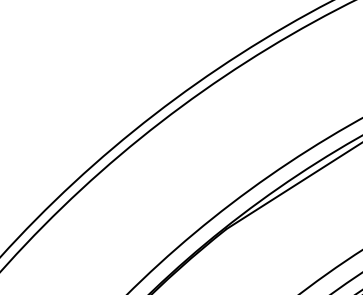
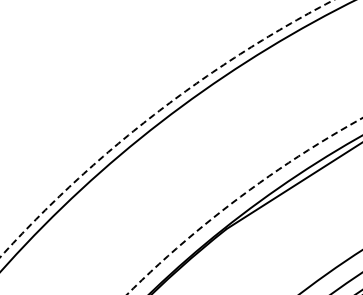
arc: solid -> dashed (154, 114)
arc: solid -> dashed (238, 198)
